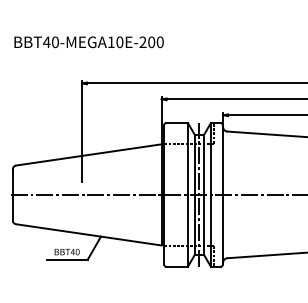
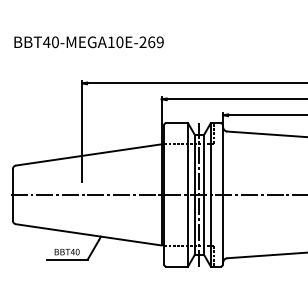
text: BBT40-MEGA10E-200 -> BBT40-MEGA10E-269 (155, 41)
